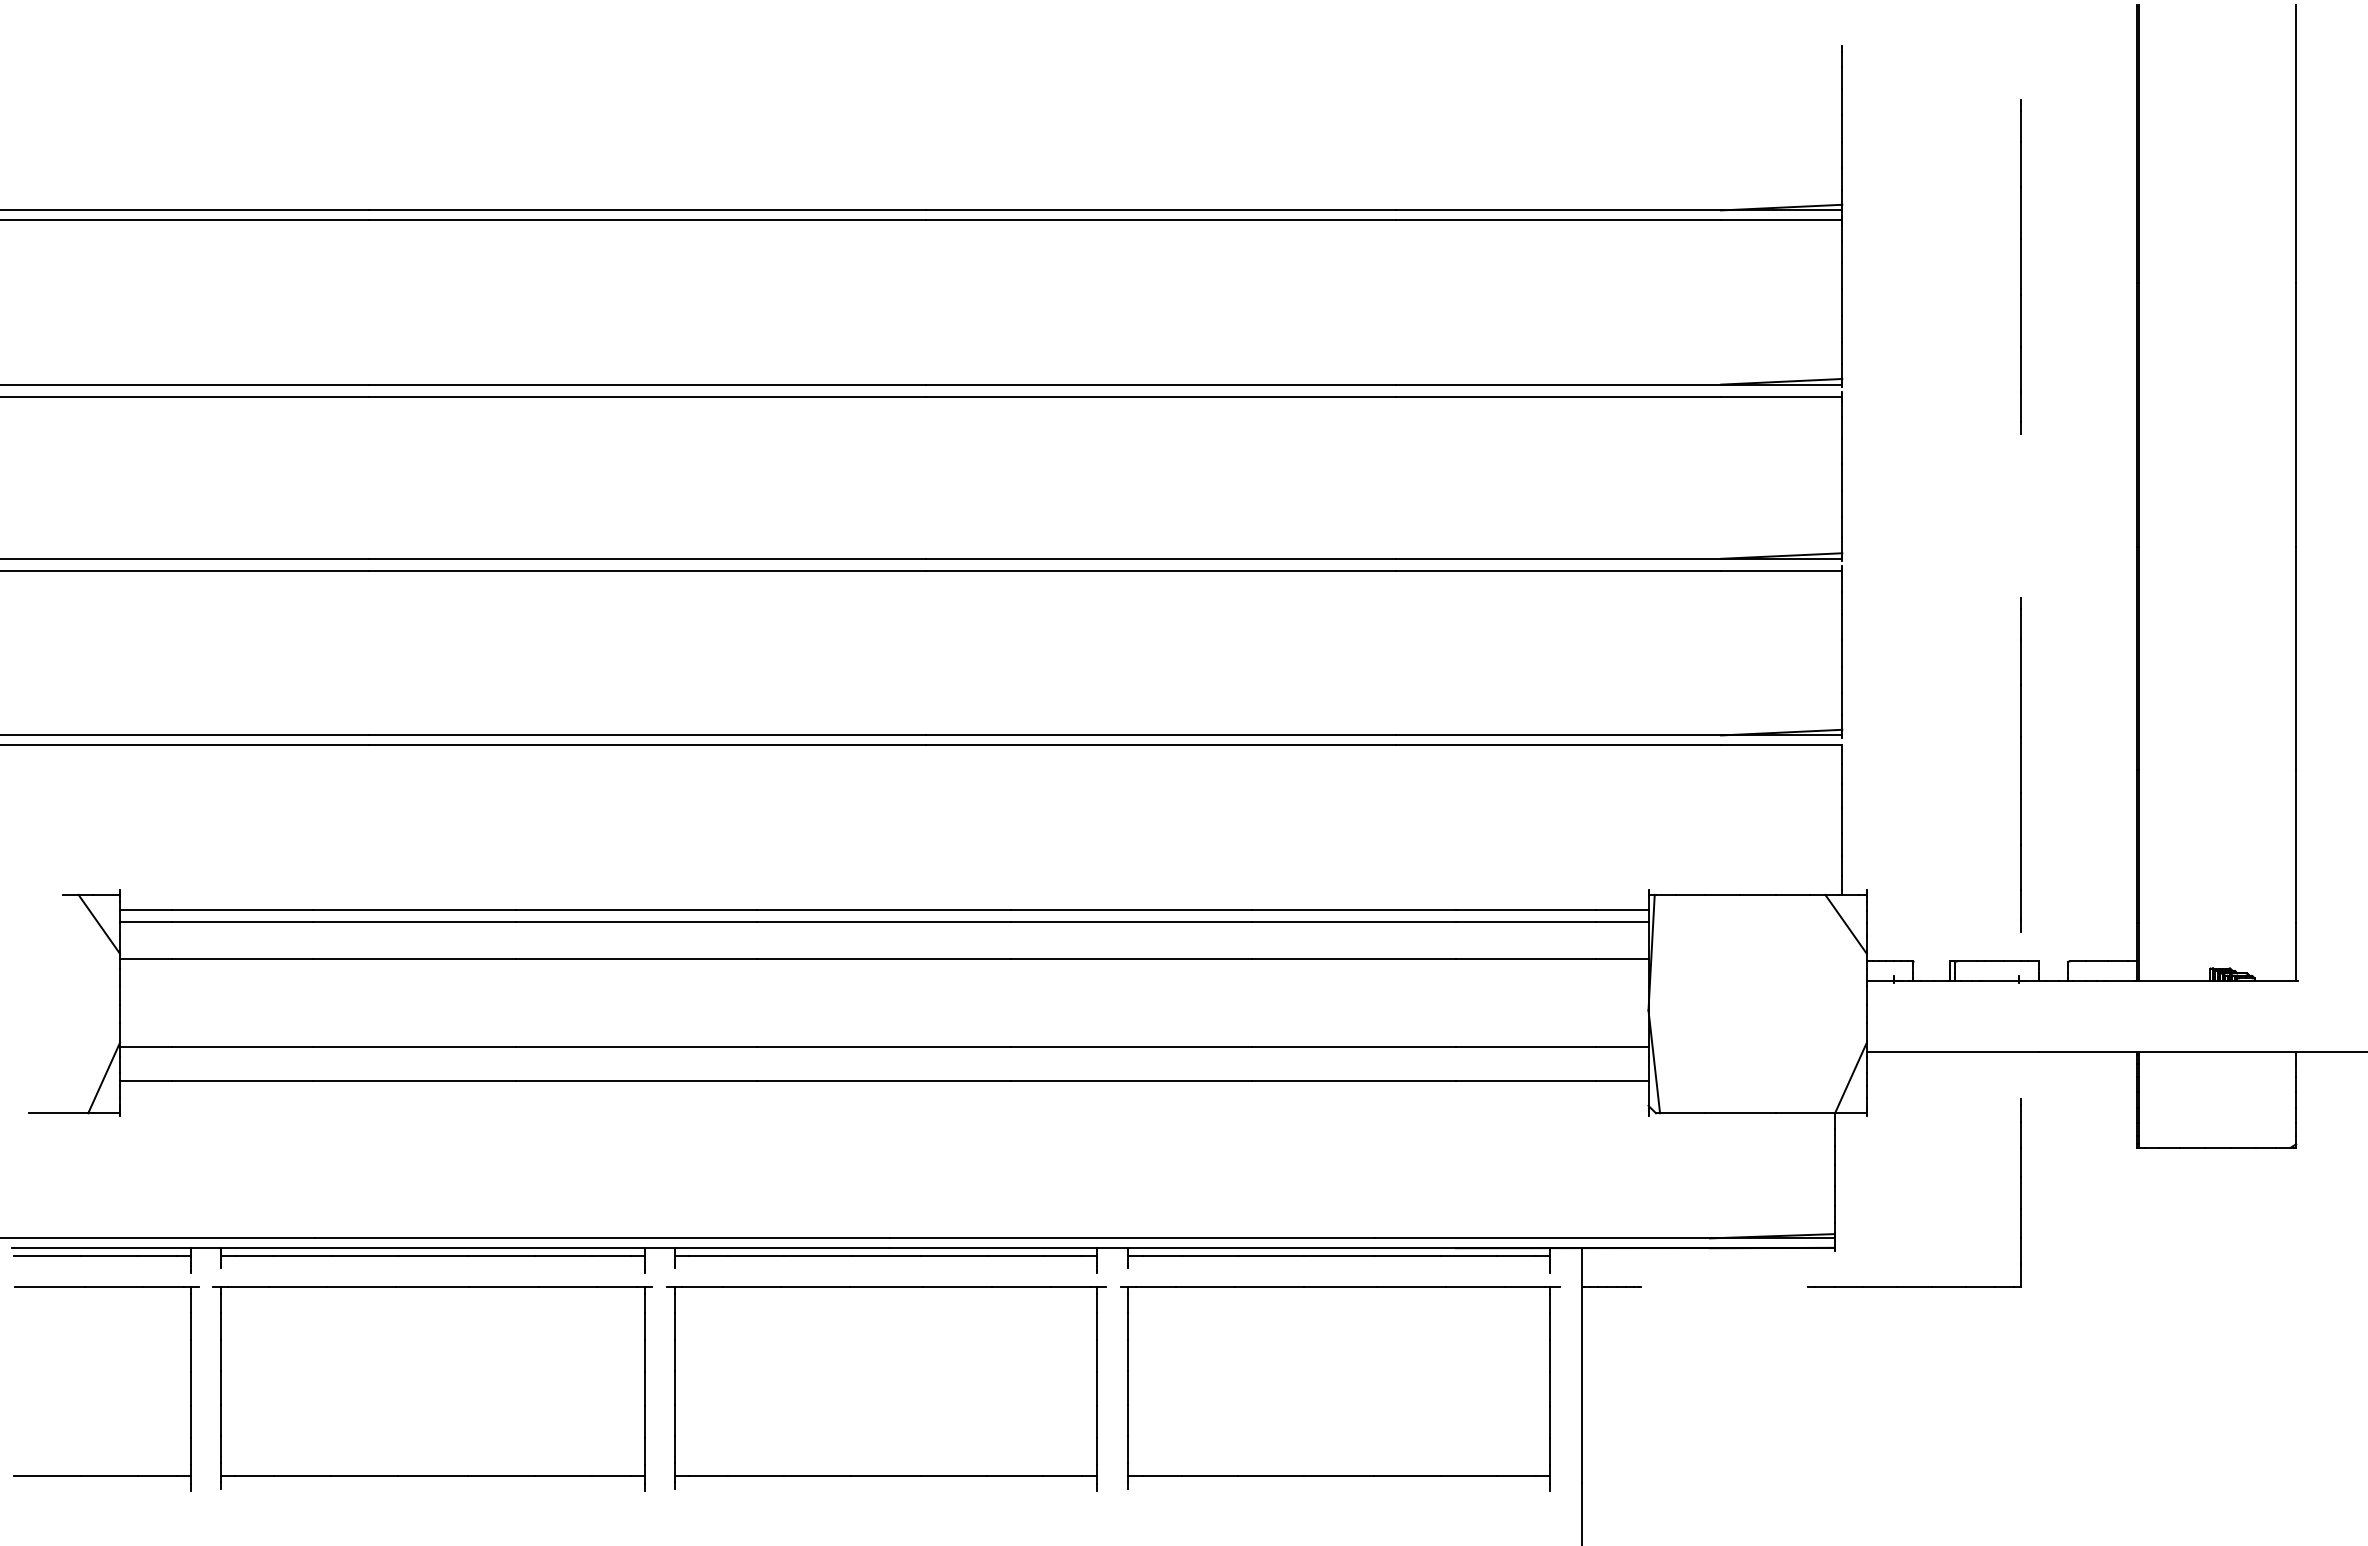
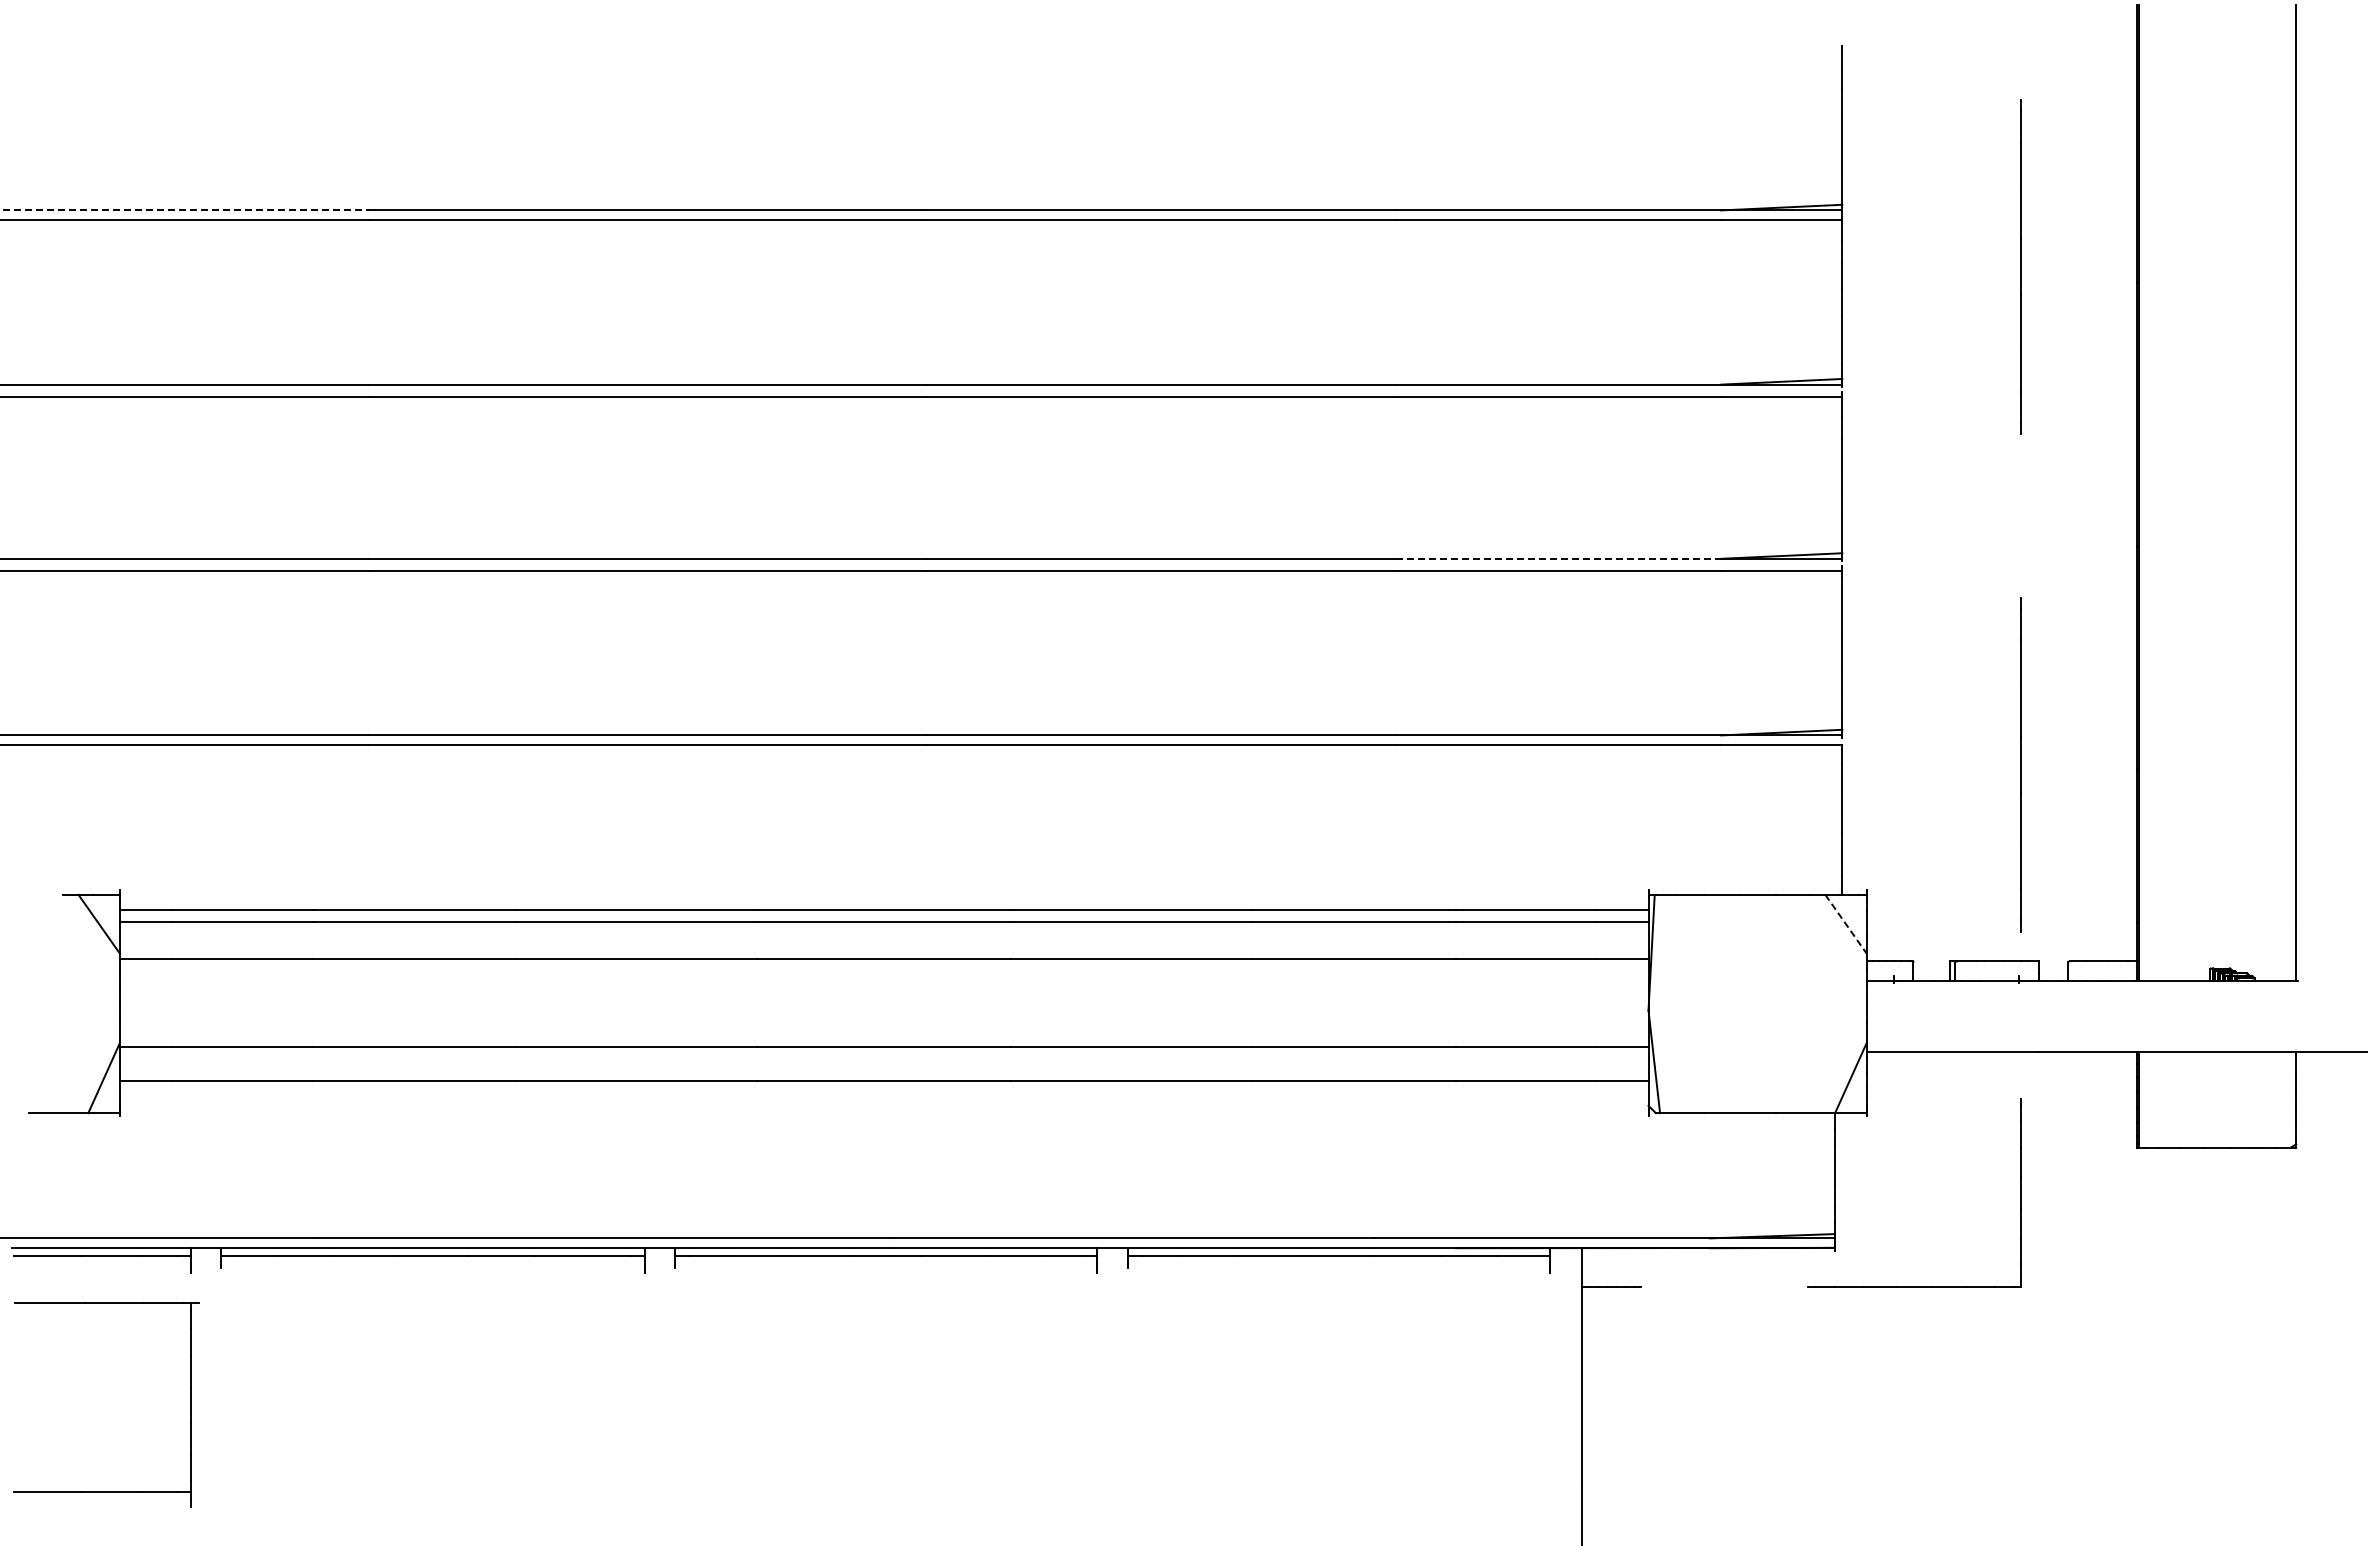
line: solid -> dashed (185, 210)
line: solid -> dashed (1559, 558)
line: solid -> dashed (1846, 924)
part position: (190, 1388) -> (190, 1404) (190, 1404)
part: present -> none (432, 1388)
part: present -> none (886, 1388)
part: present -> none (1340, 1388)
